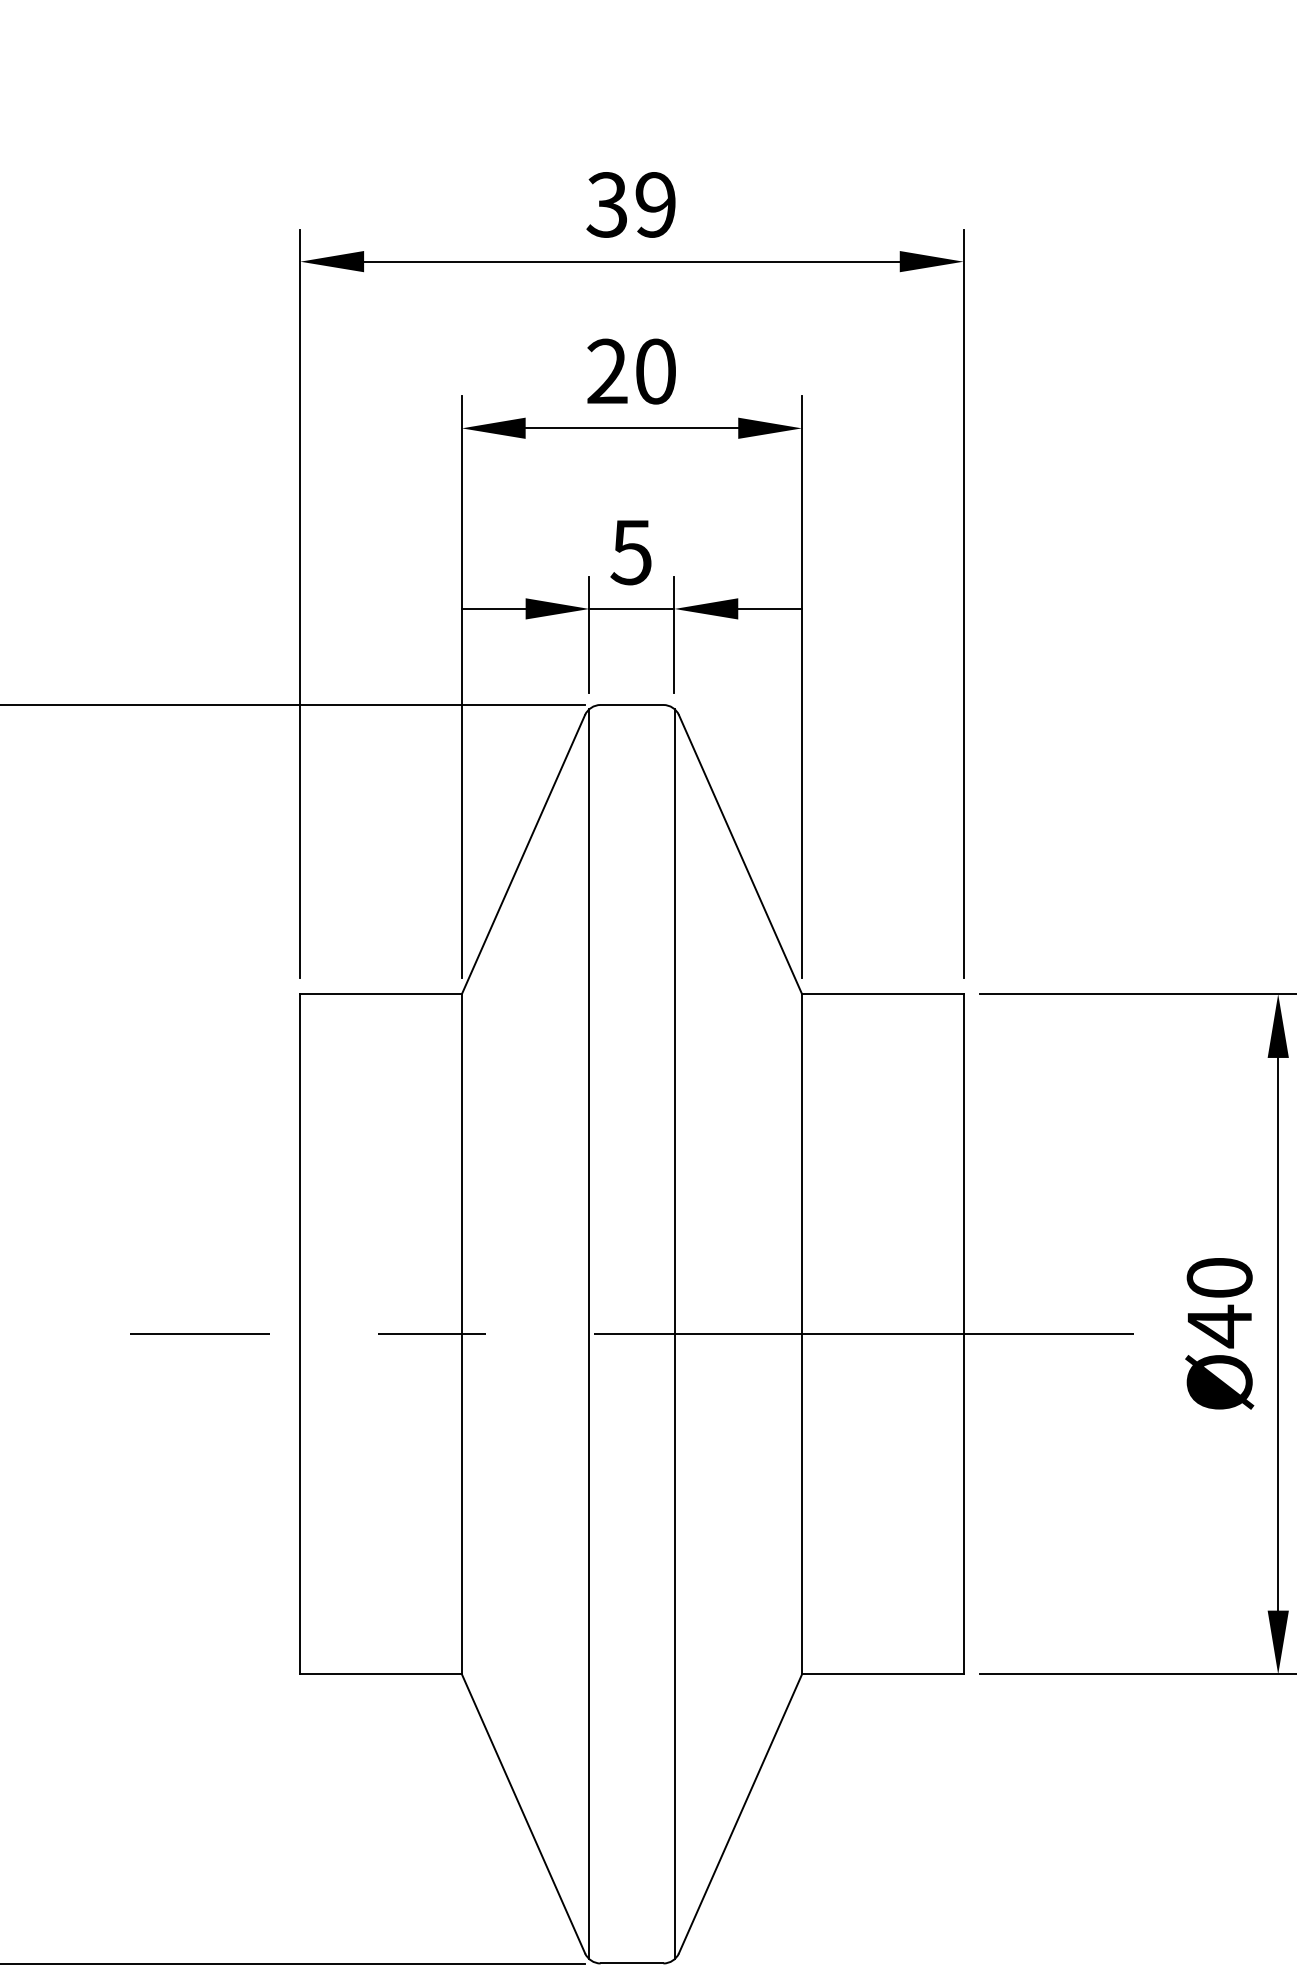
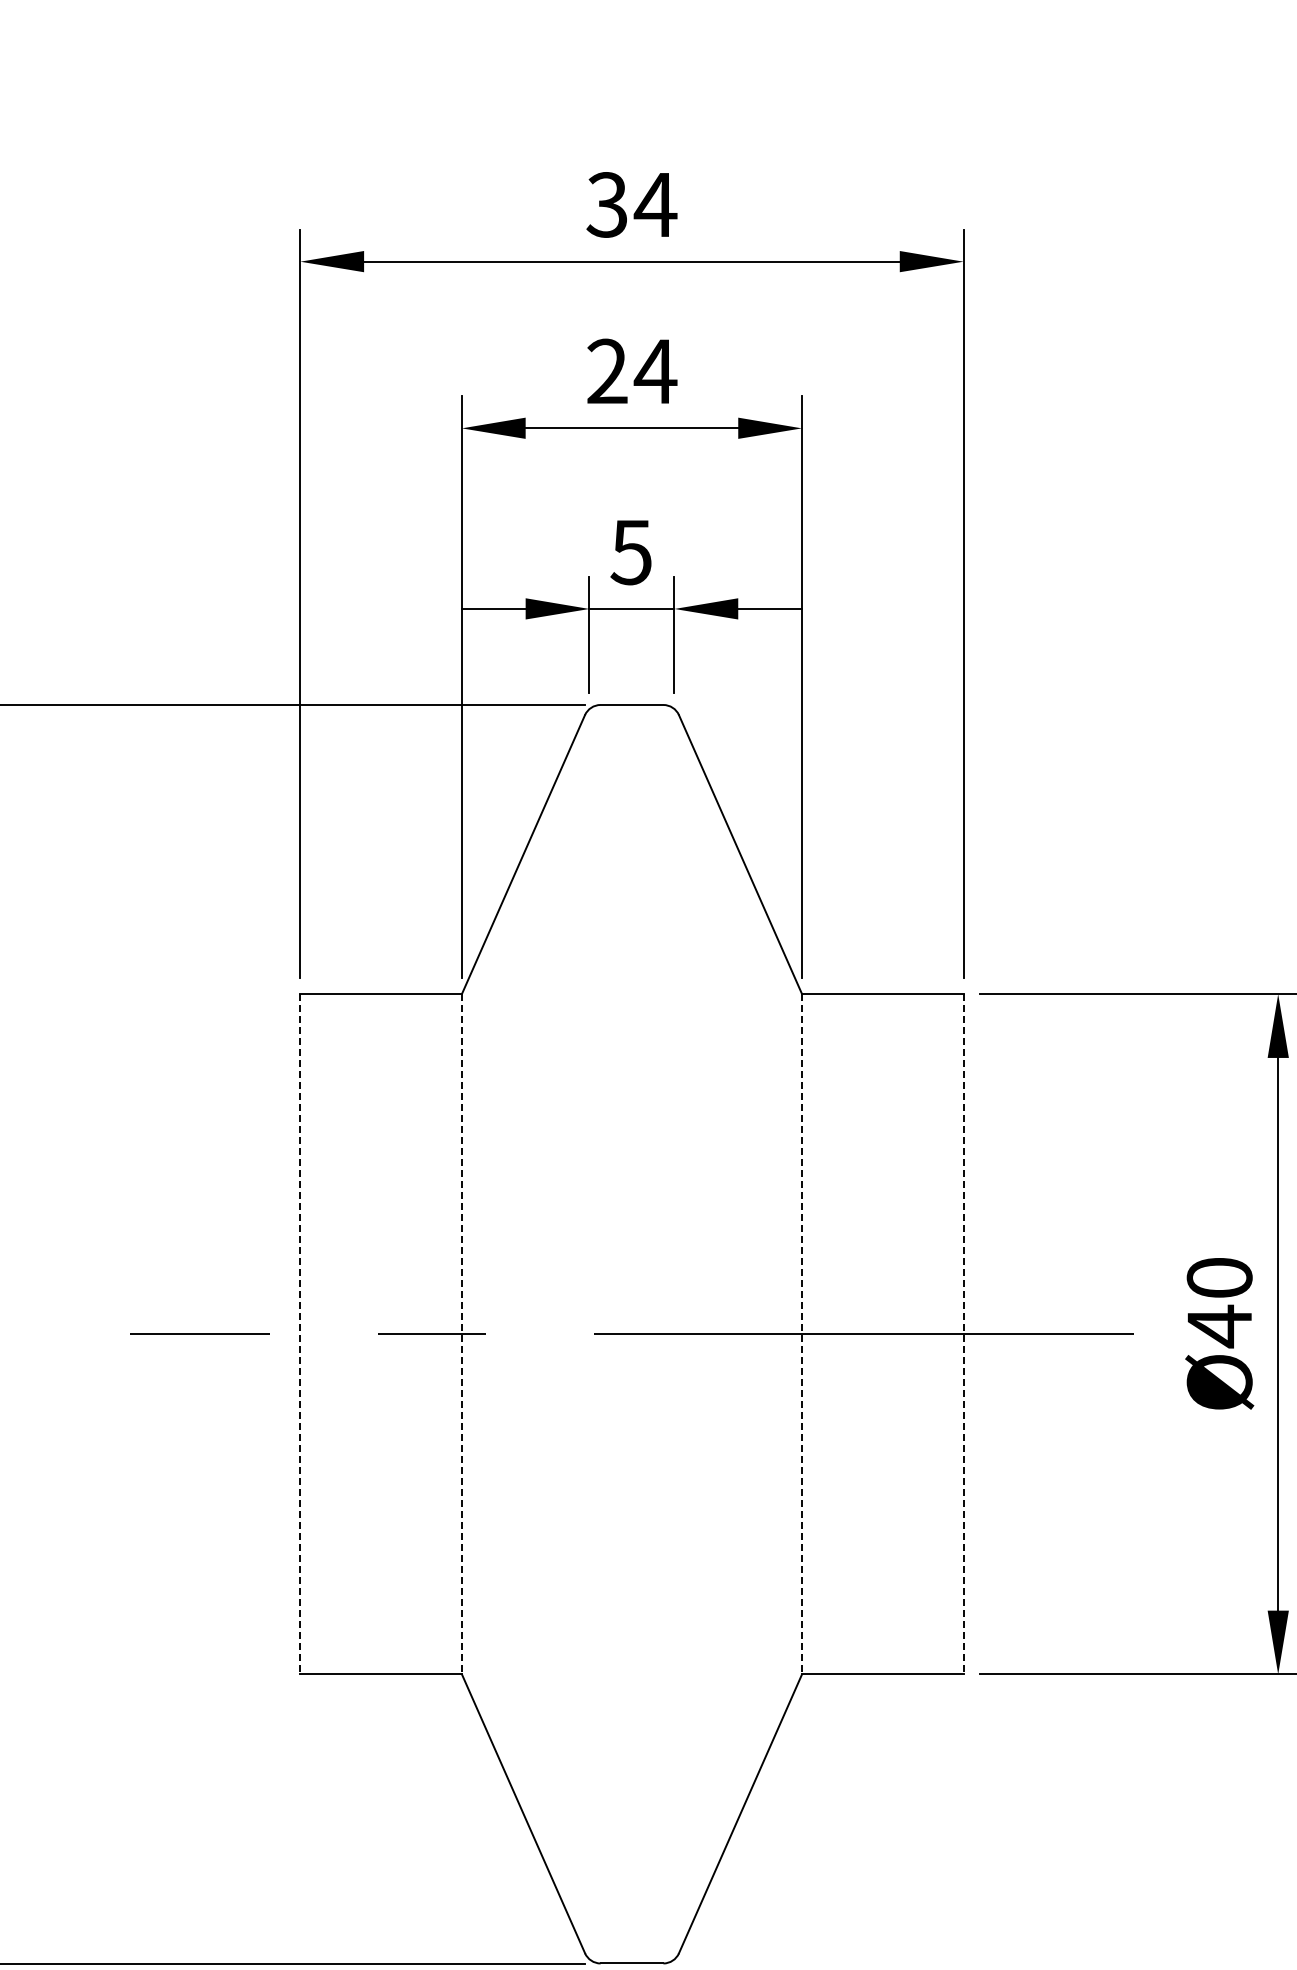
text: 39 -> 34 (655, 204)
text: 20 -> 24 (655, 371)
line: solid -> dashed (300, 1334)
line: solid -> dashed (461, 1334)
line: present -> none (589, 1334)
line: present -> none (674, 1334)
line: solid -> dashed (802, 1334)
line: solid -> dashed (963, 1334)
